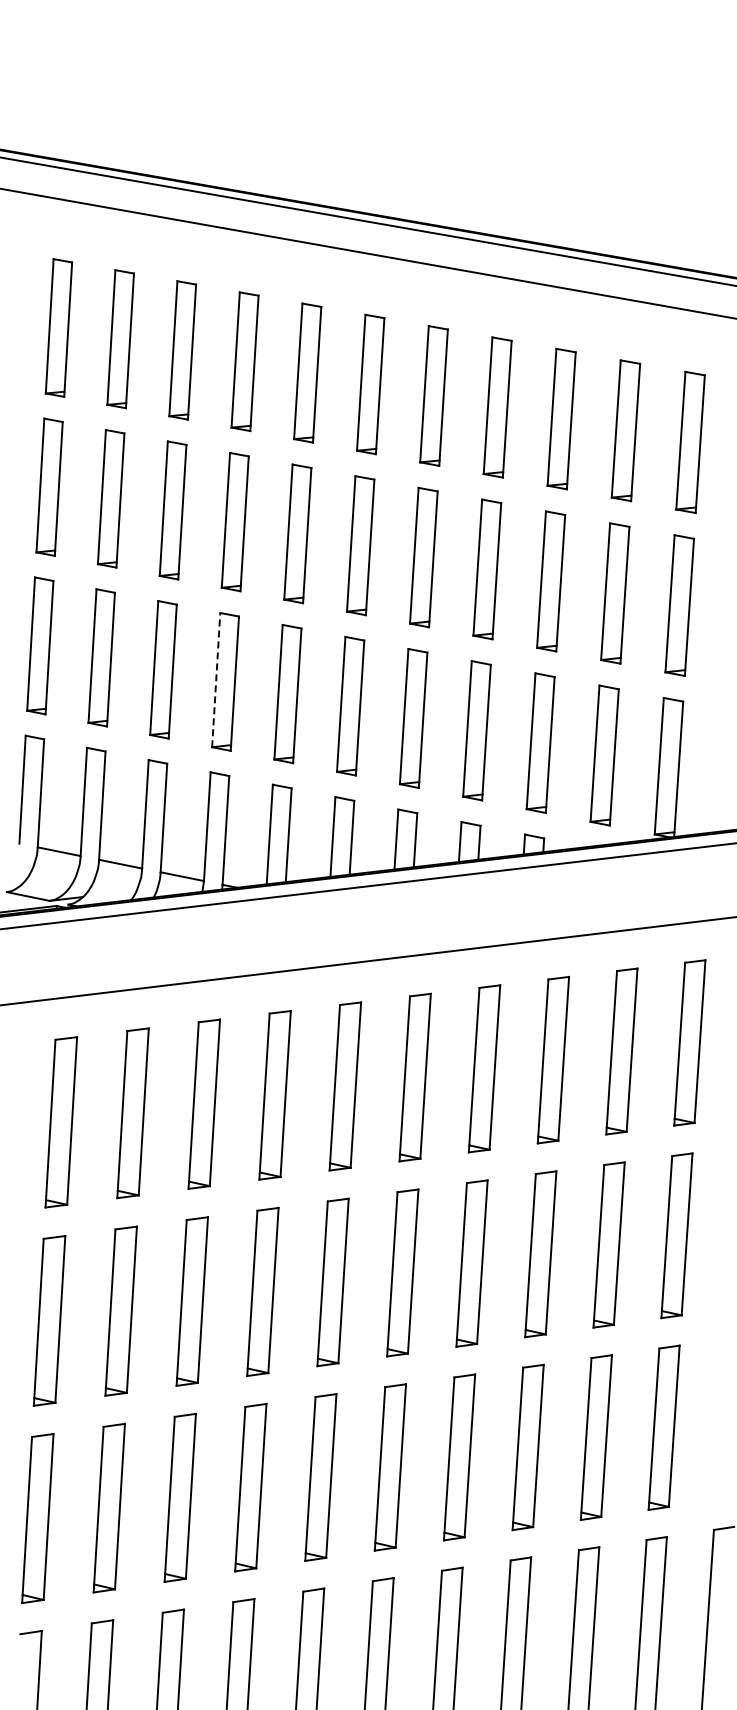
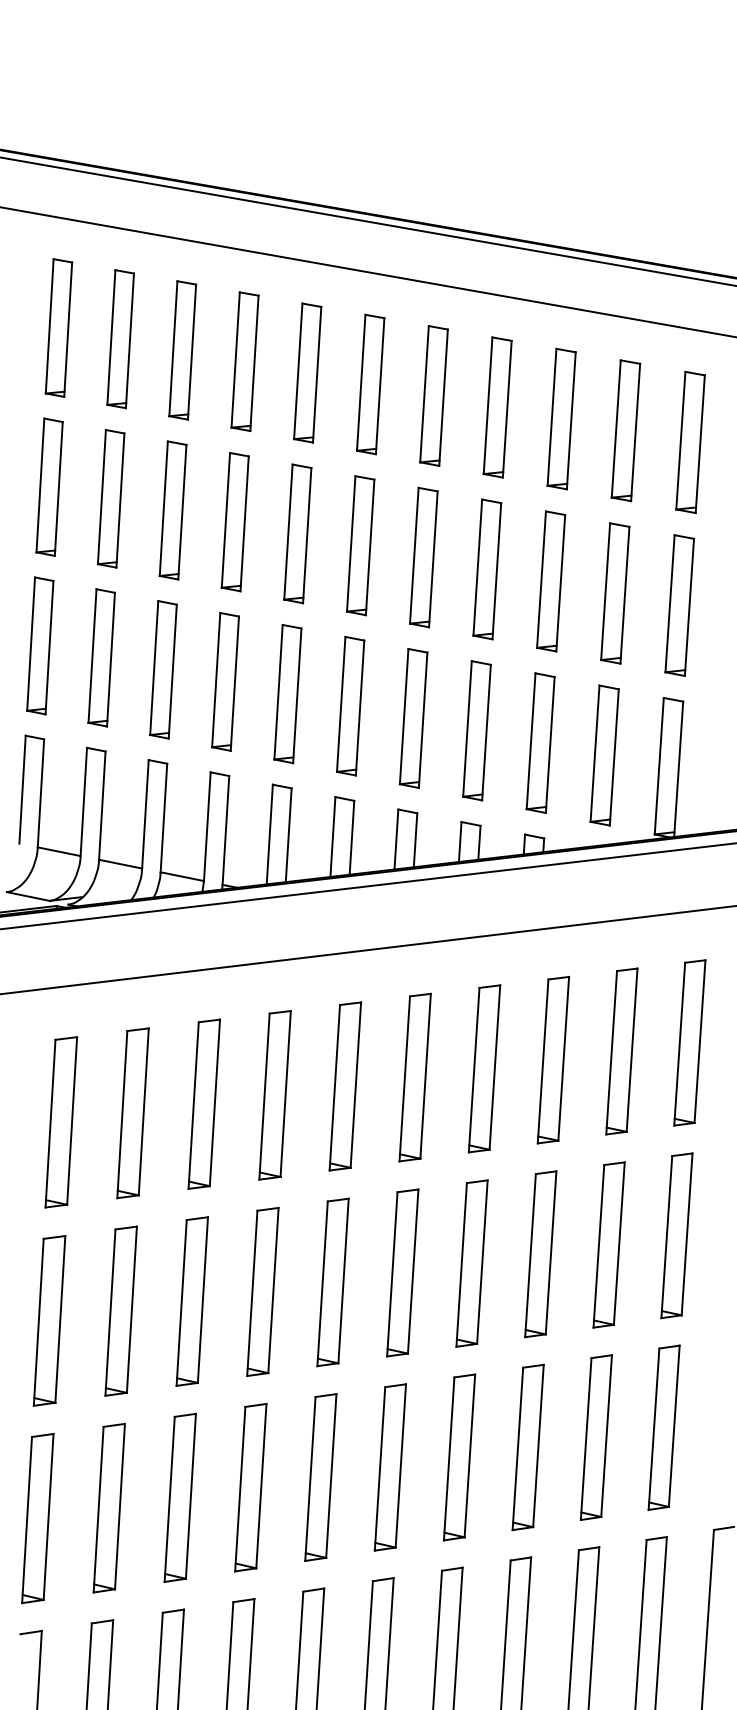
line position: (367, 253) -> (367, 271) (367, 271)
line: dashed -> solid (216, 679)
line position: (367, 961) -> (367, 950) (367, 950)
